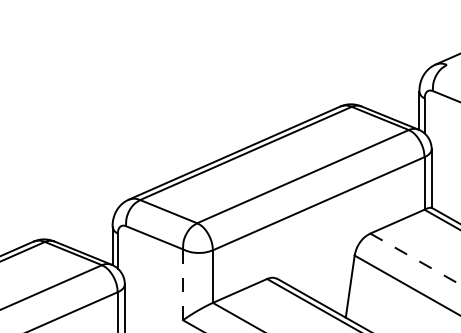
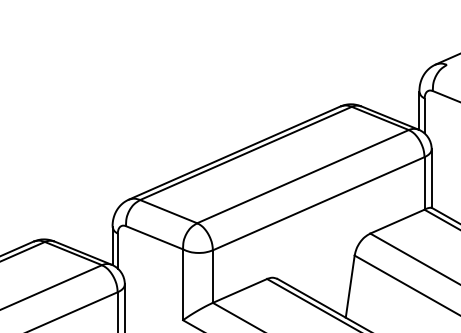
line: dashed -> solid (415, 259)
line: dashed -> solid (183, 284)
